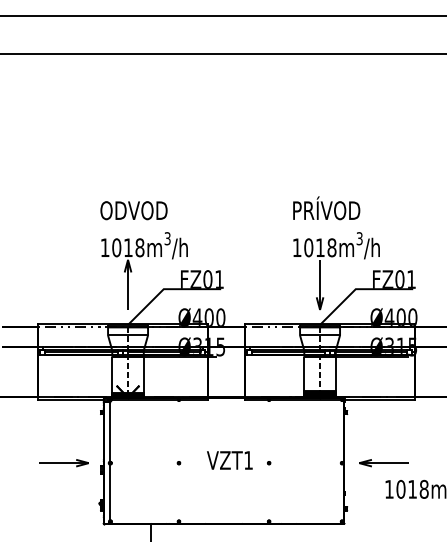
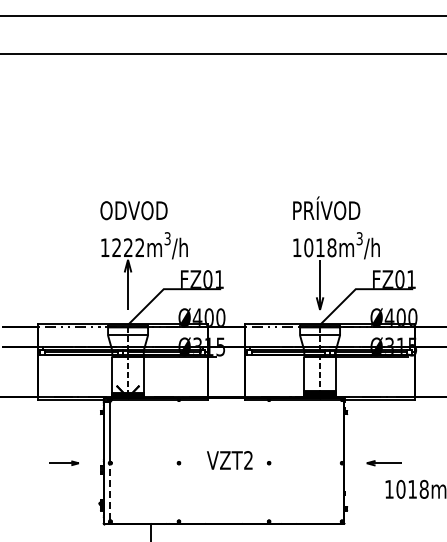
text: 1018m -> 1222m (128, 247)
text: VZT1 -> VZT2 (248, 460)
part size: 50x9 px -> 30x6 px (63, 462)
part size: 50x9 px -> 36x7 px (383, 463)
line: solid -> dashed (110, 492)
